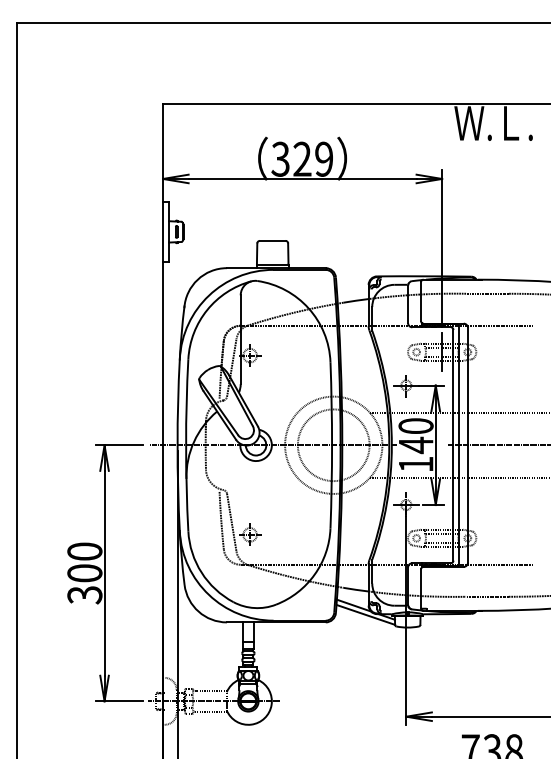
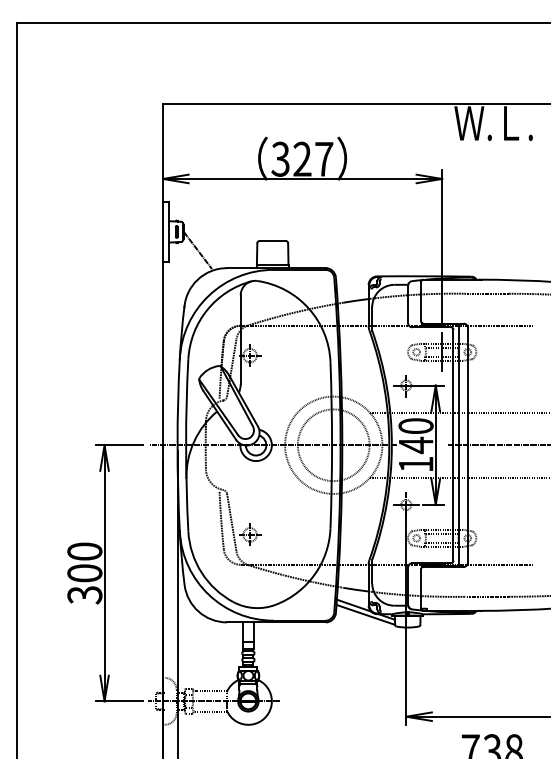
text: 329 -> 327 (324, 158)
line: none -> present (197, 250)
